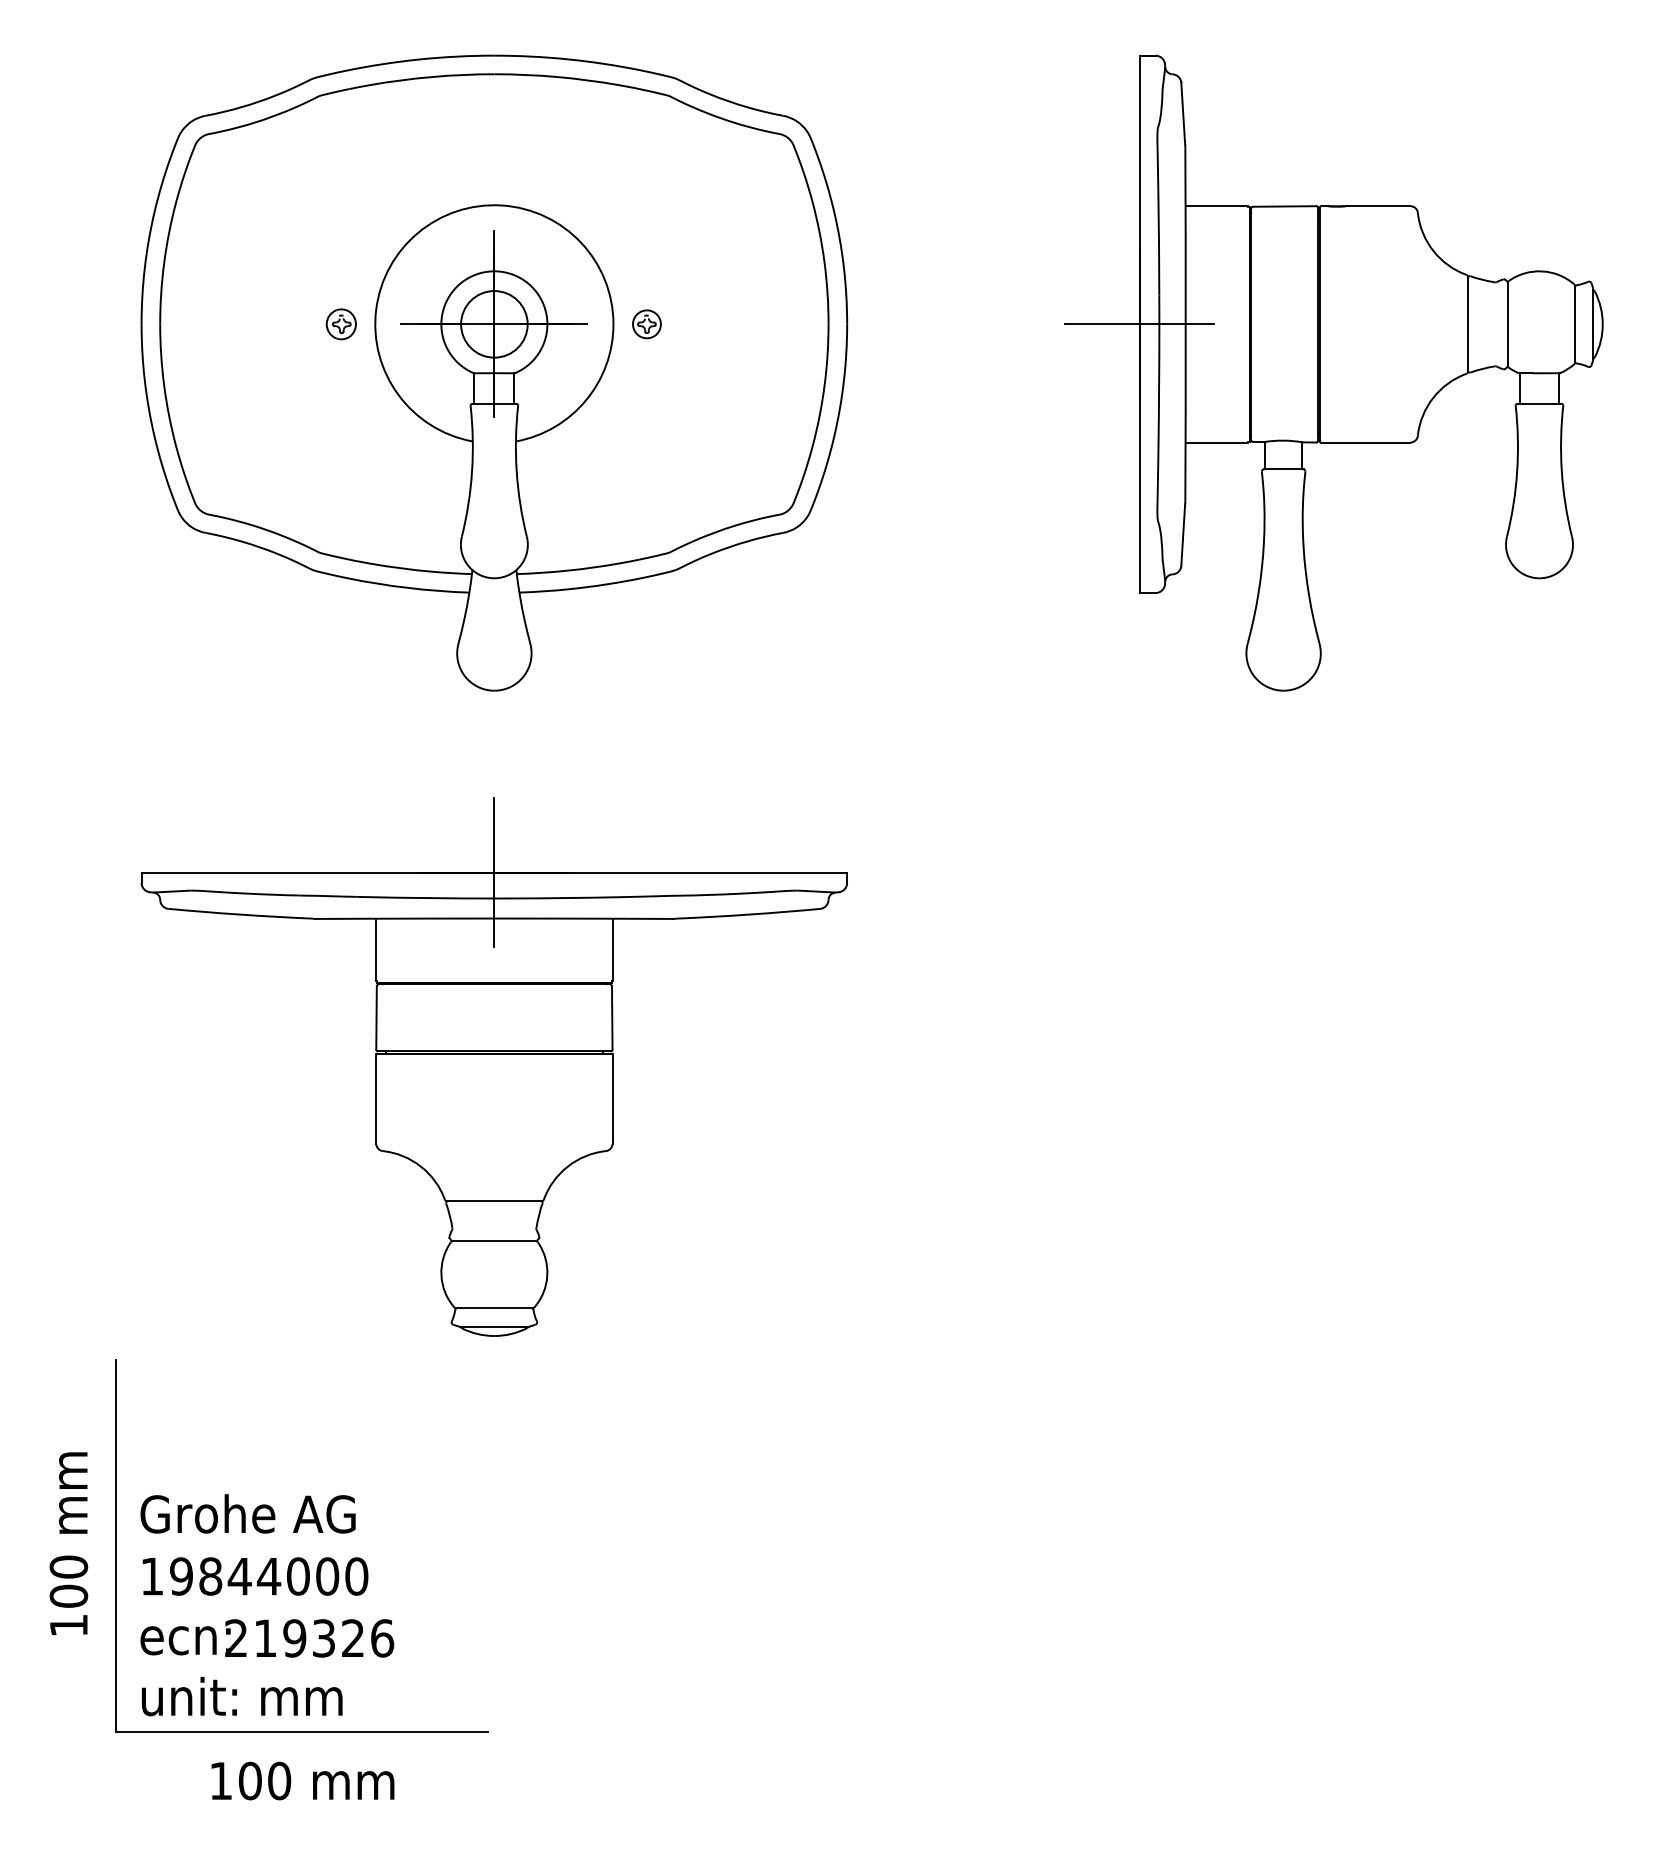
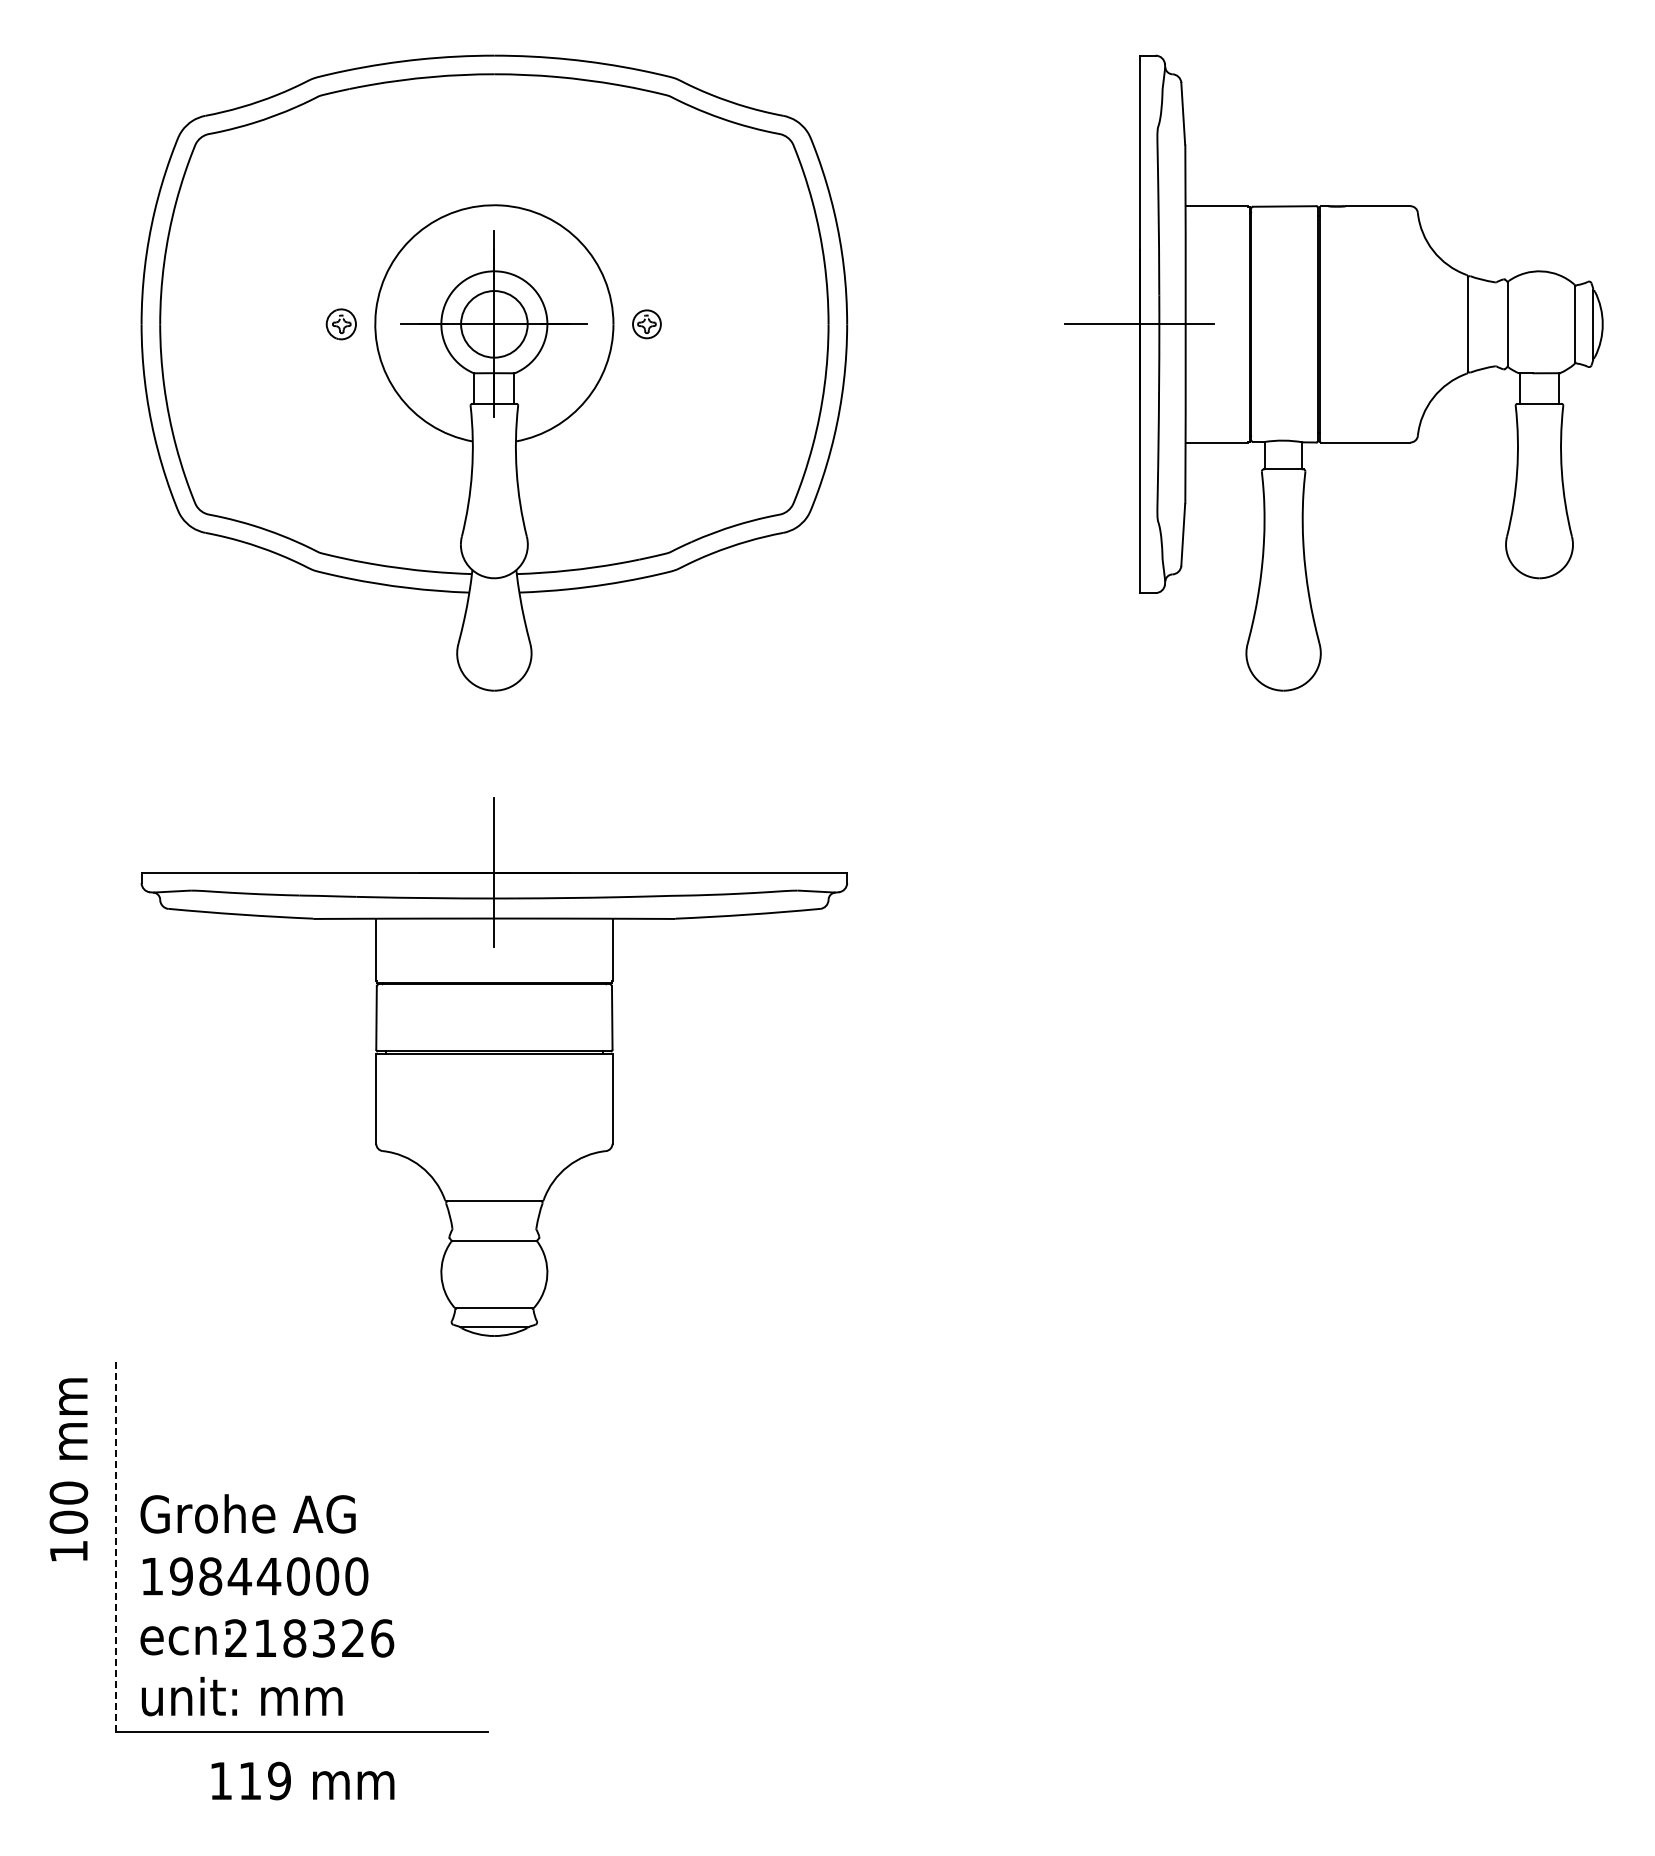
text position: (68, 1543) -> (68, 1469) (68, 1469)
line: solid -> dashed (115, 1545)
text: 219326 -> 218326 (294, 1638)
text: 100 -> 119 (264, 1780)
